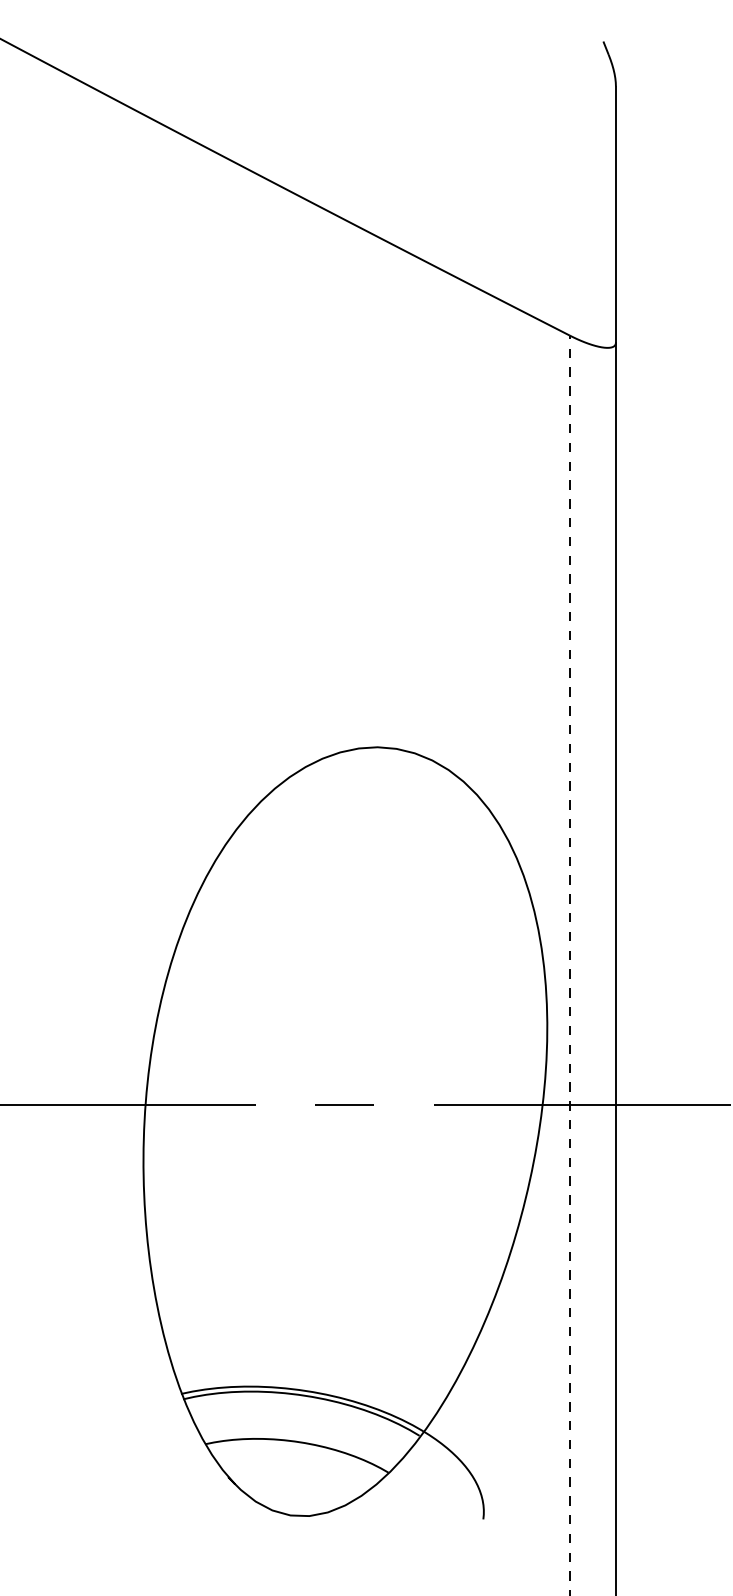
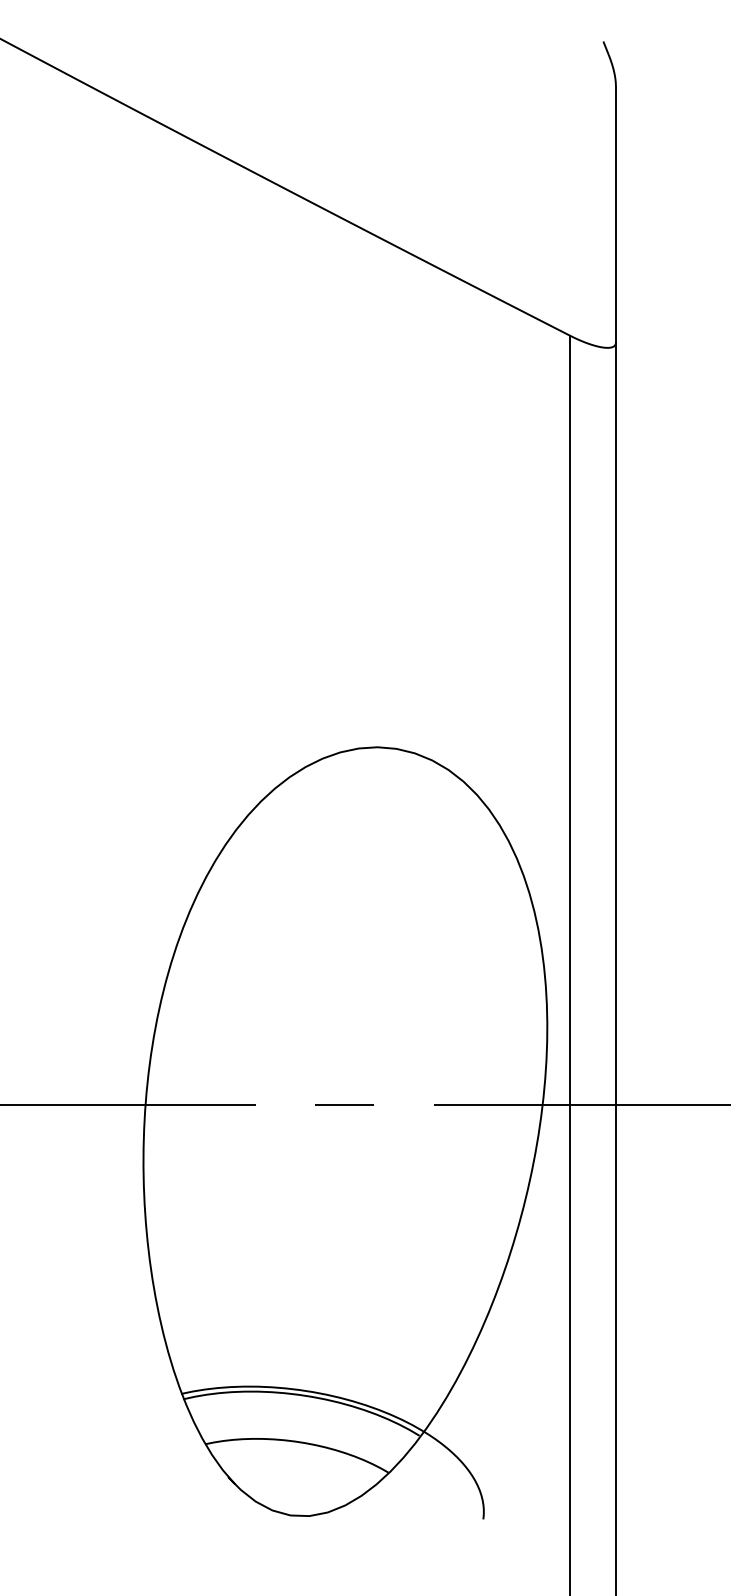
line: dashed -> solid (569, 965)
